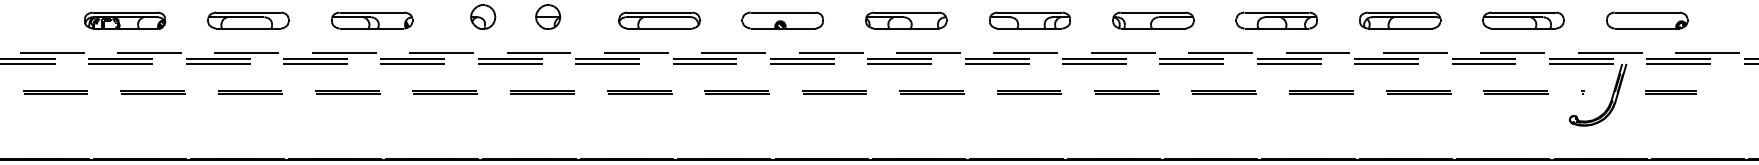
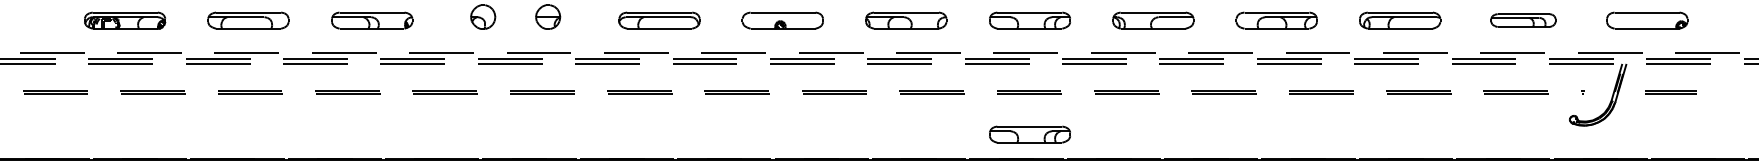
part size: 83x19 px -> 67x15 px (1523, 20)
part: none -> present (1030, 134)
